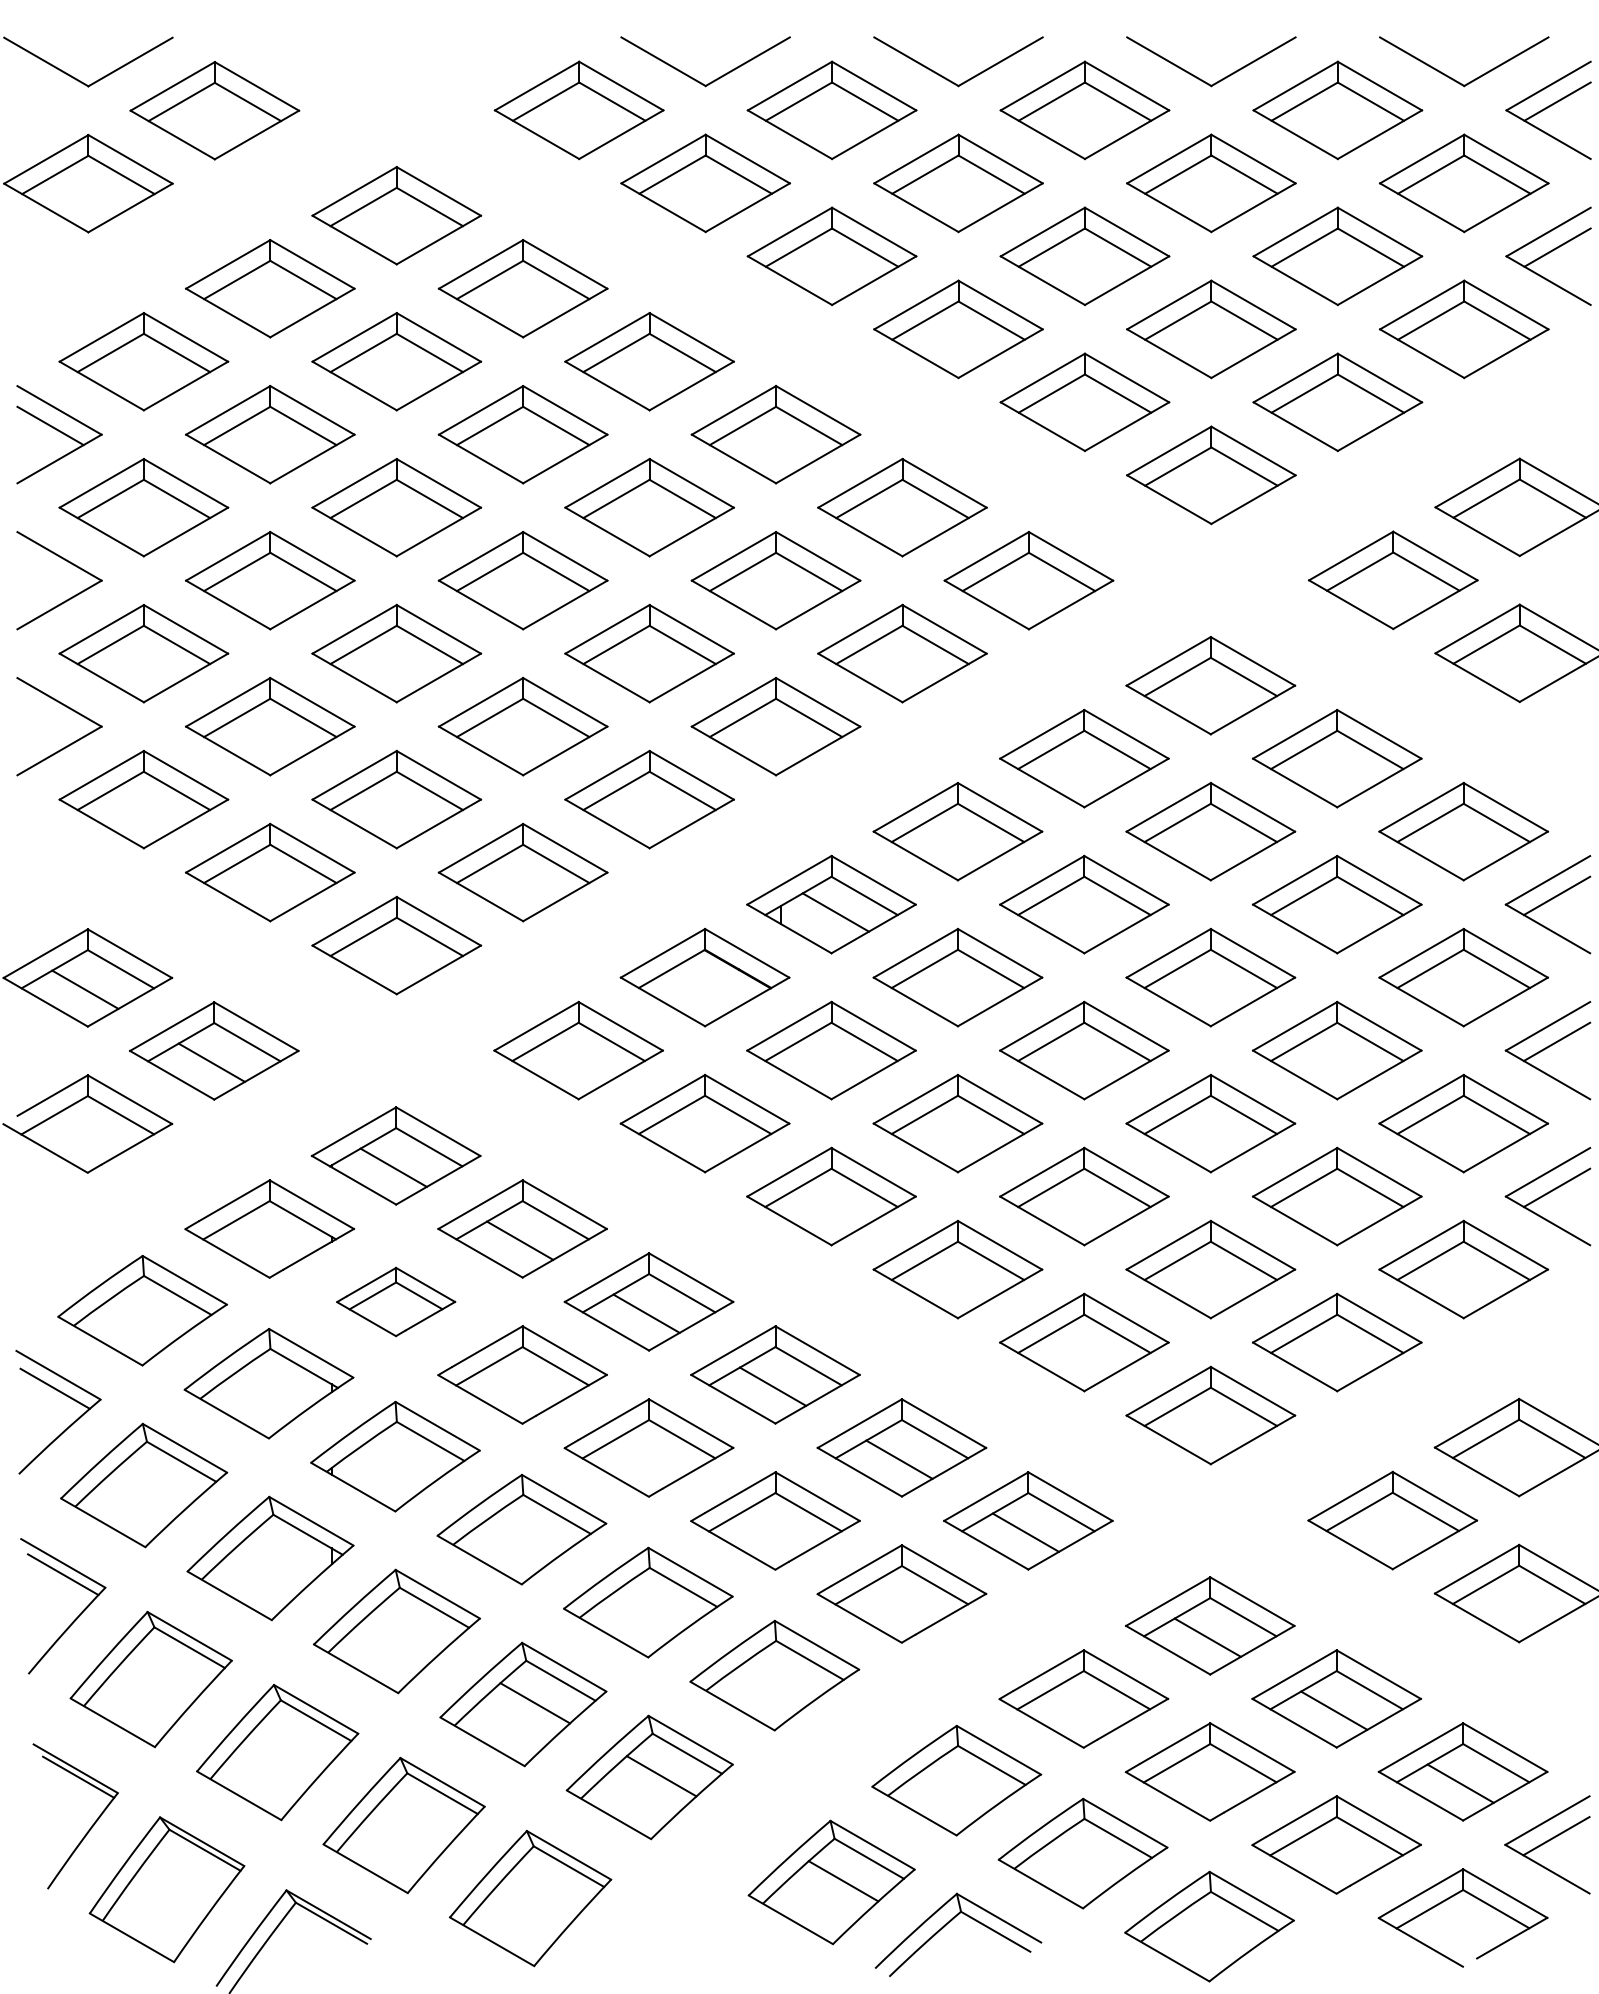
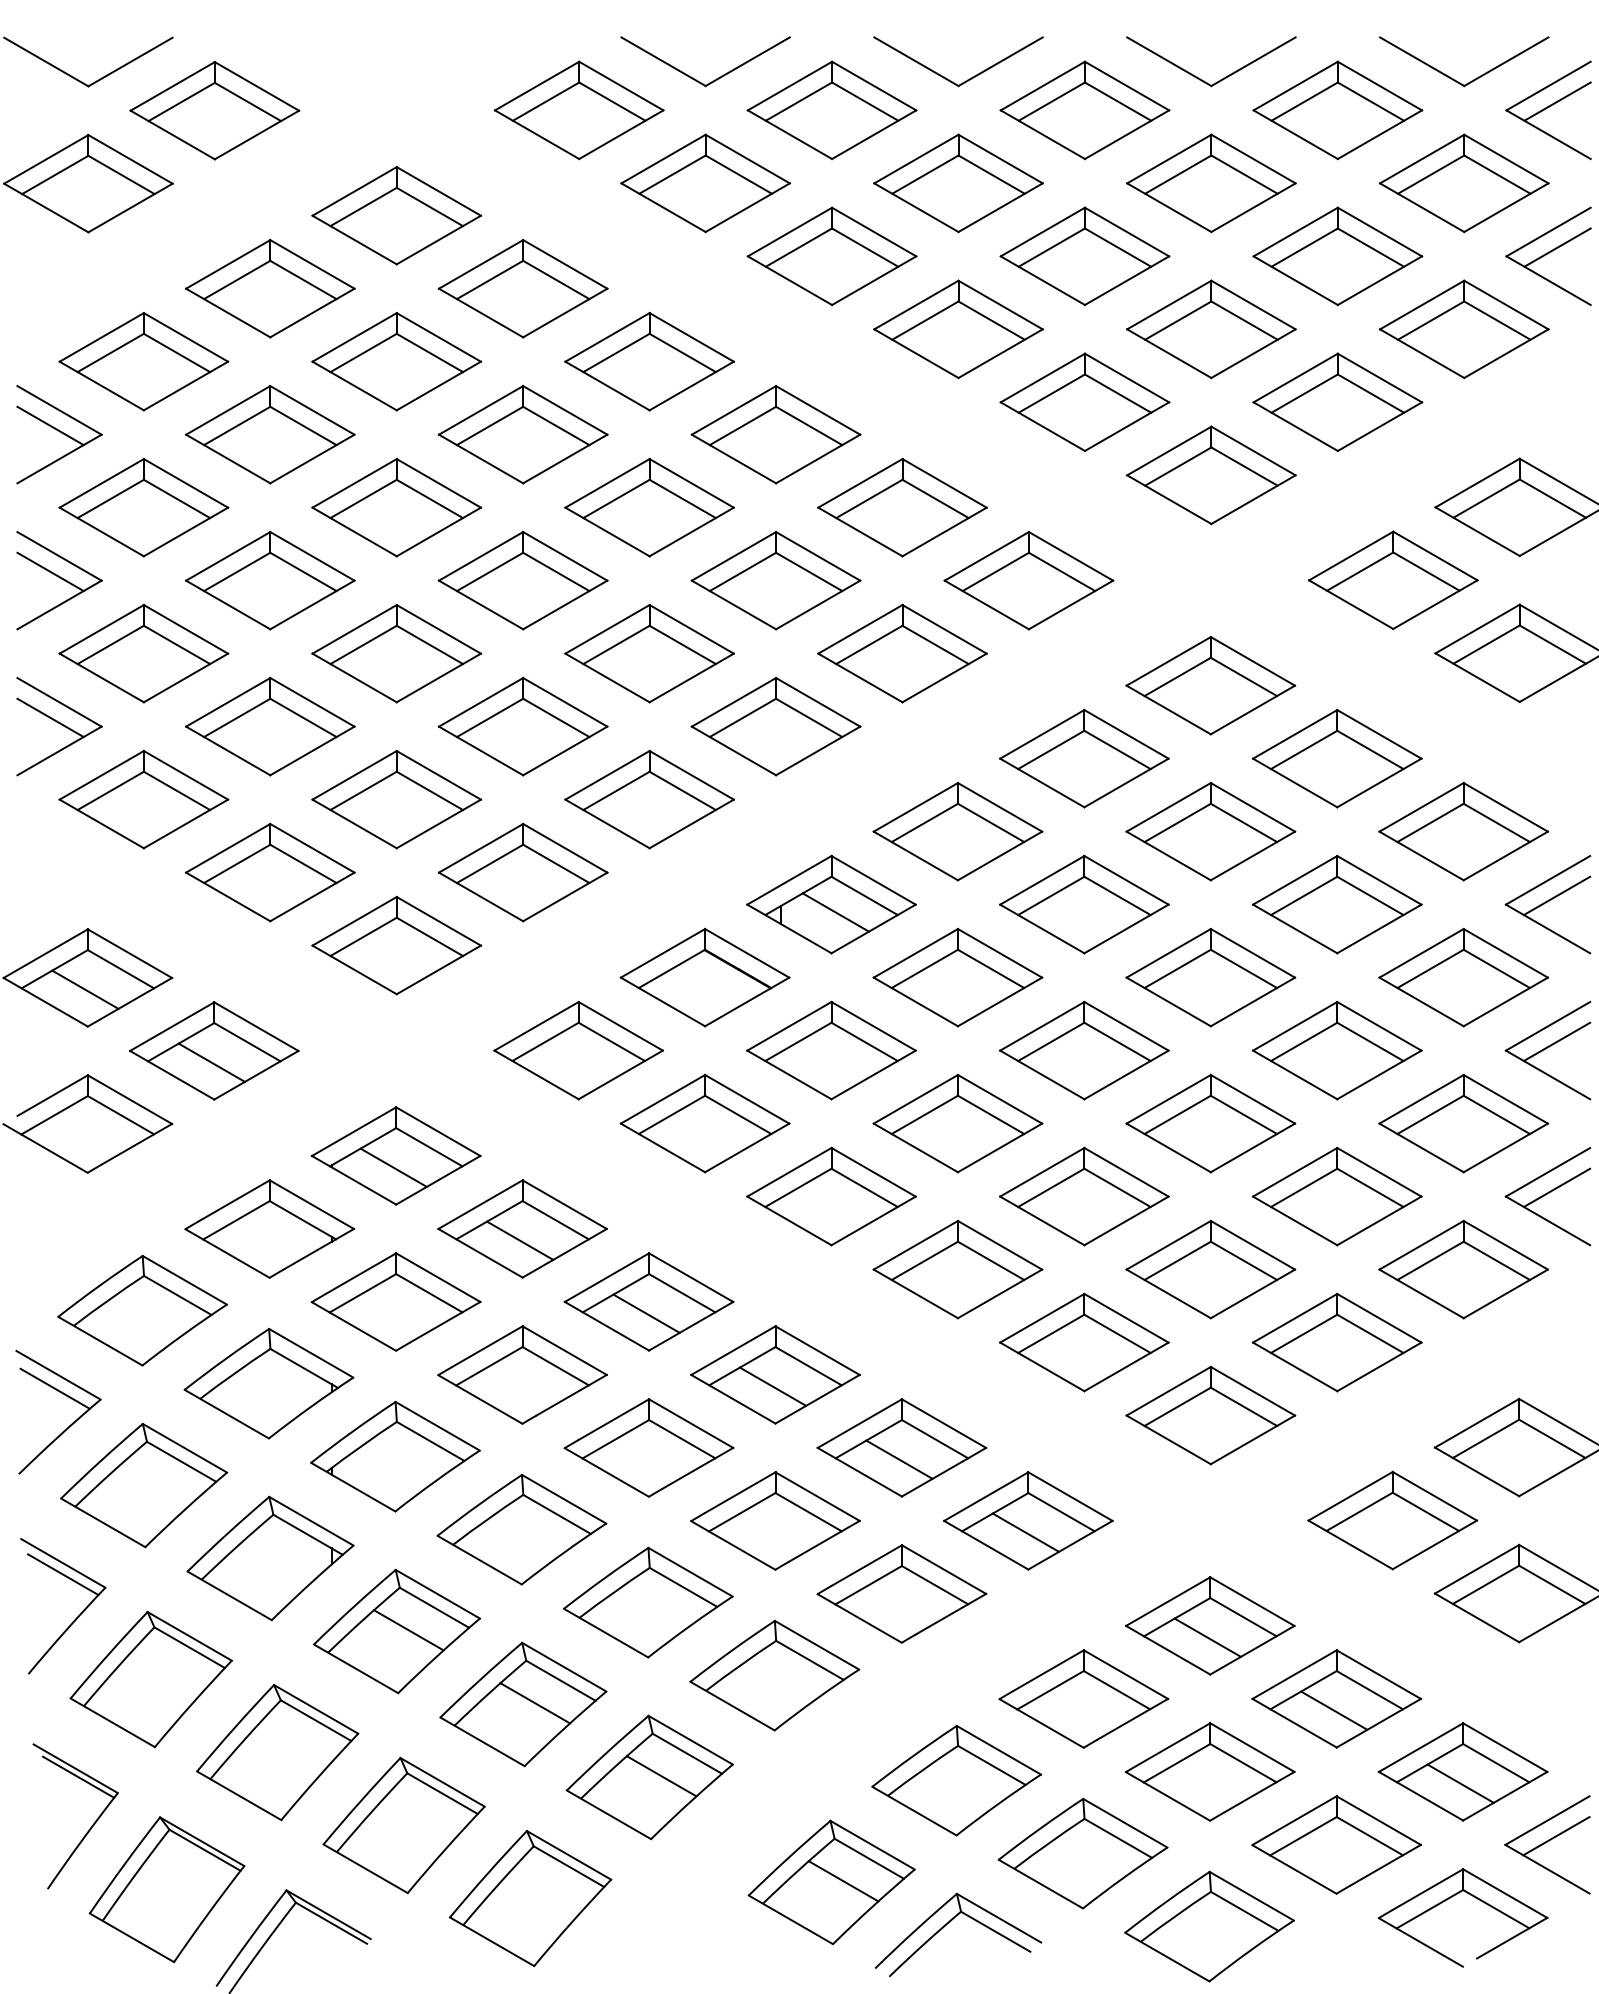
line: none -> present (50, 571)
line: none -> present (50, 717)
part size: 121x72 px -> 172x100 px (395, 1301)
line: none -> present (408, 1630)
